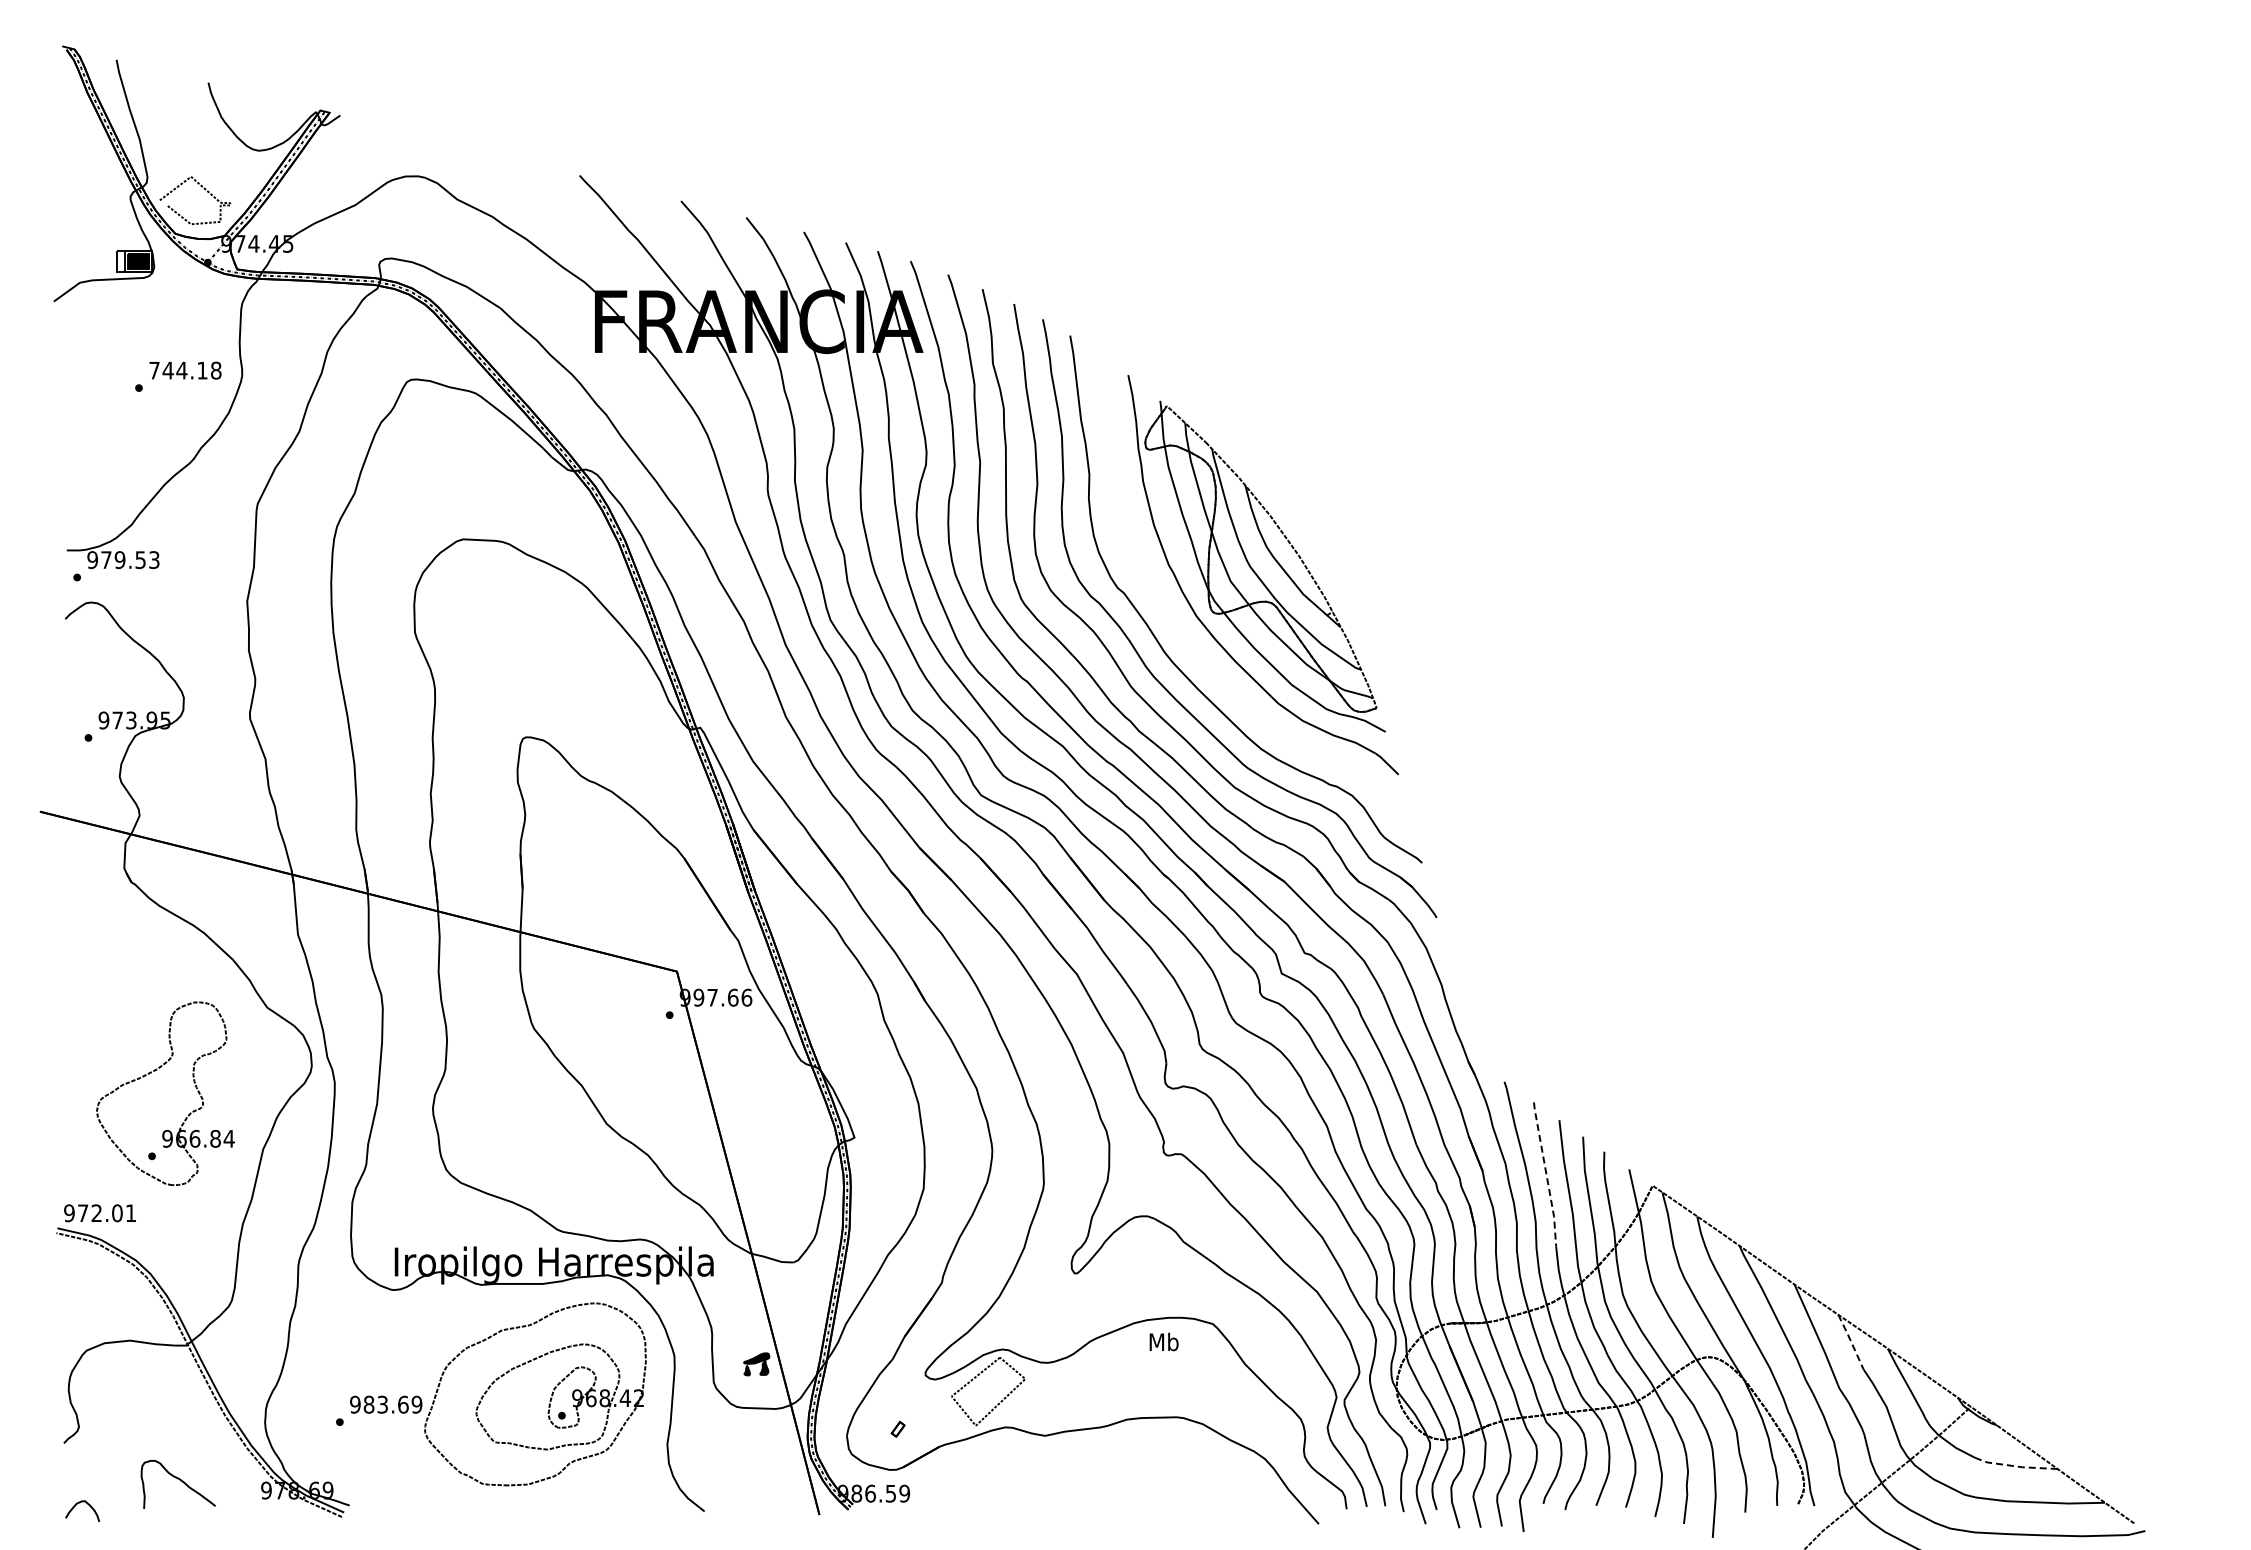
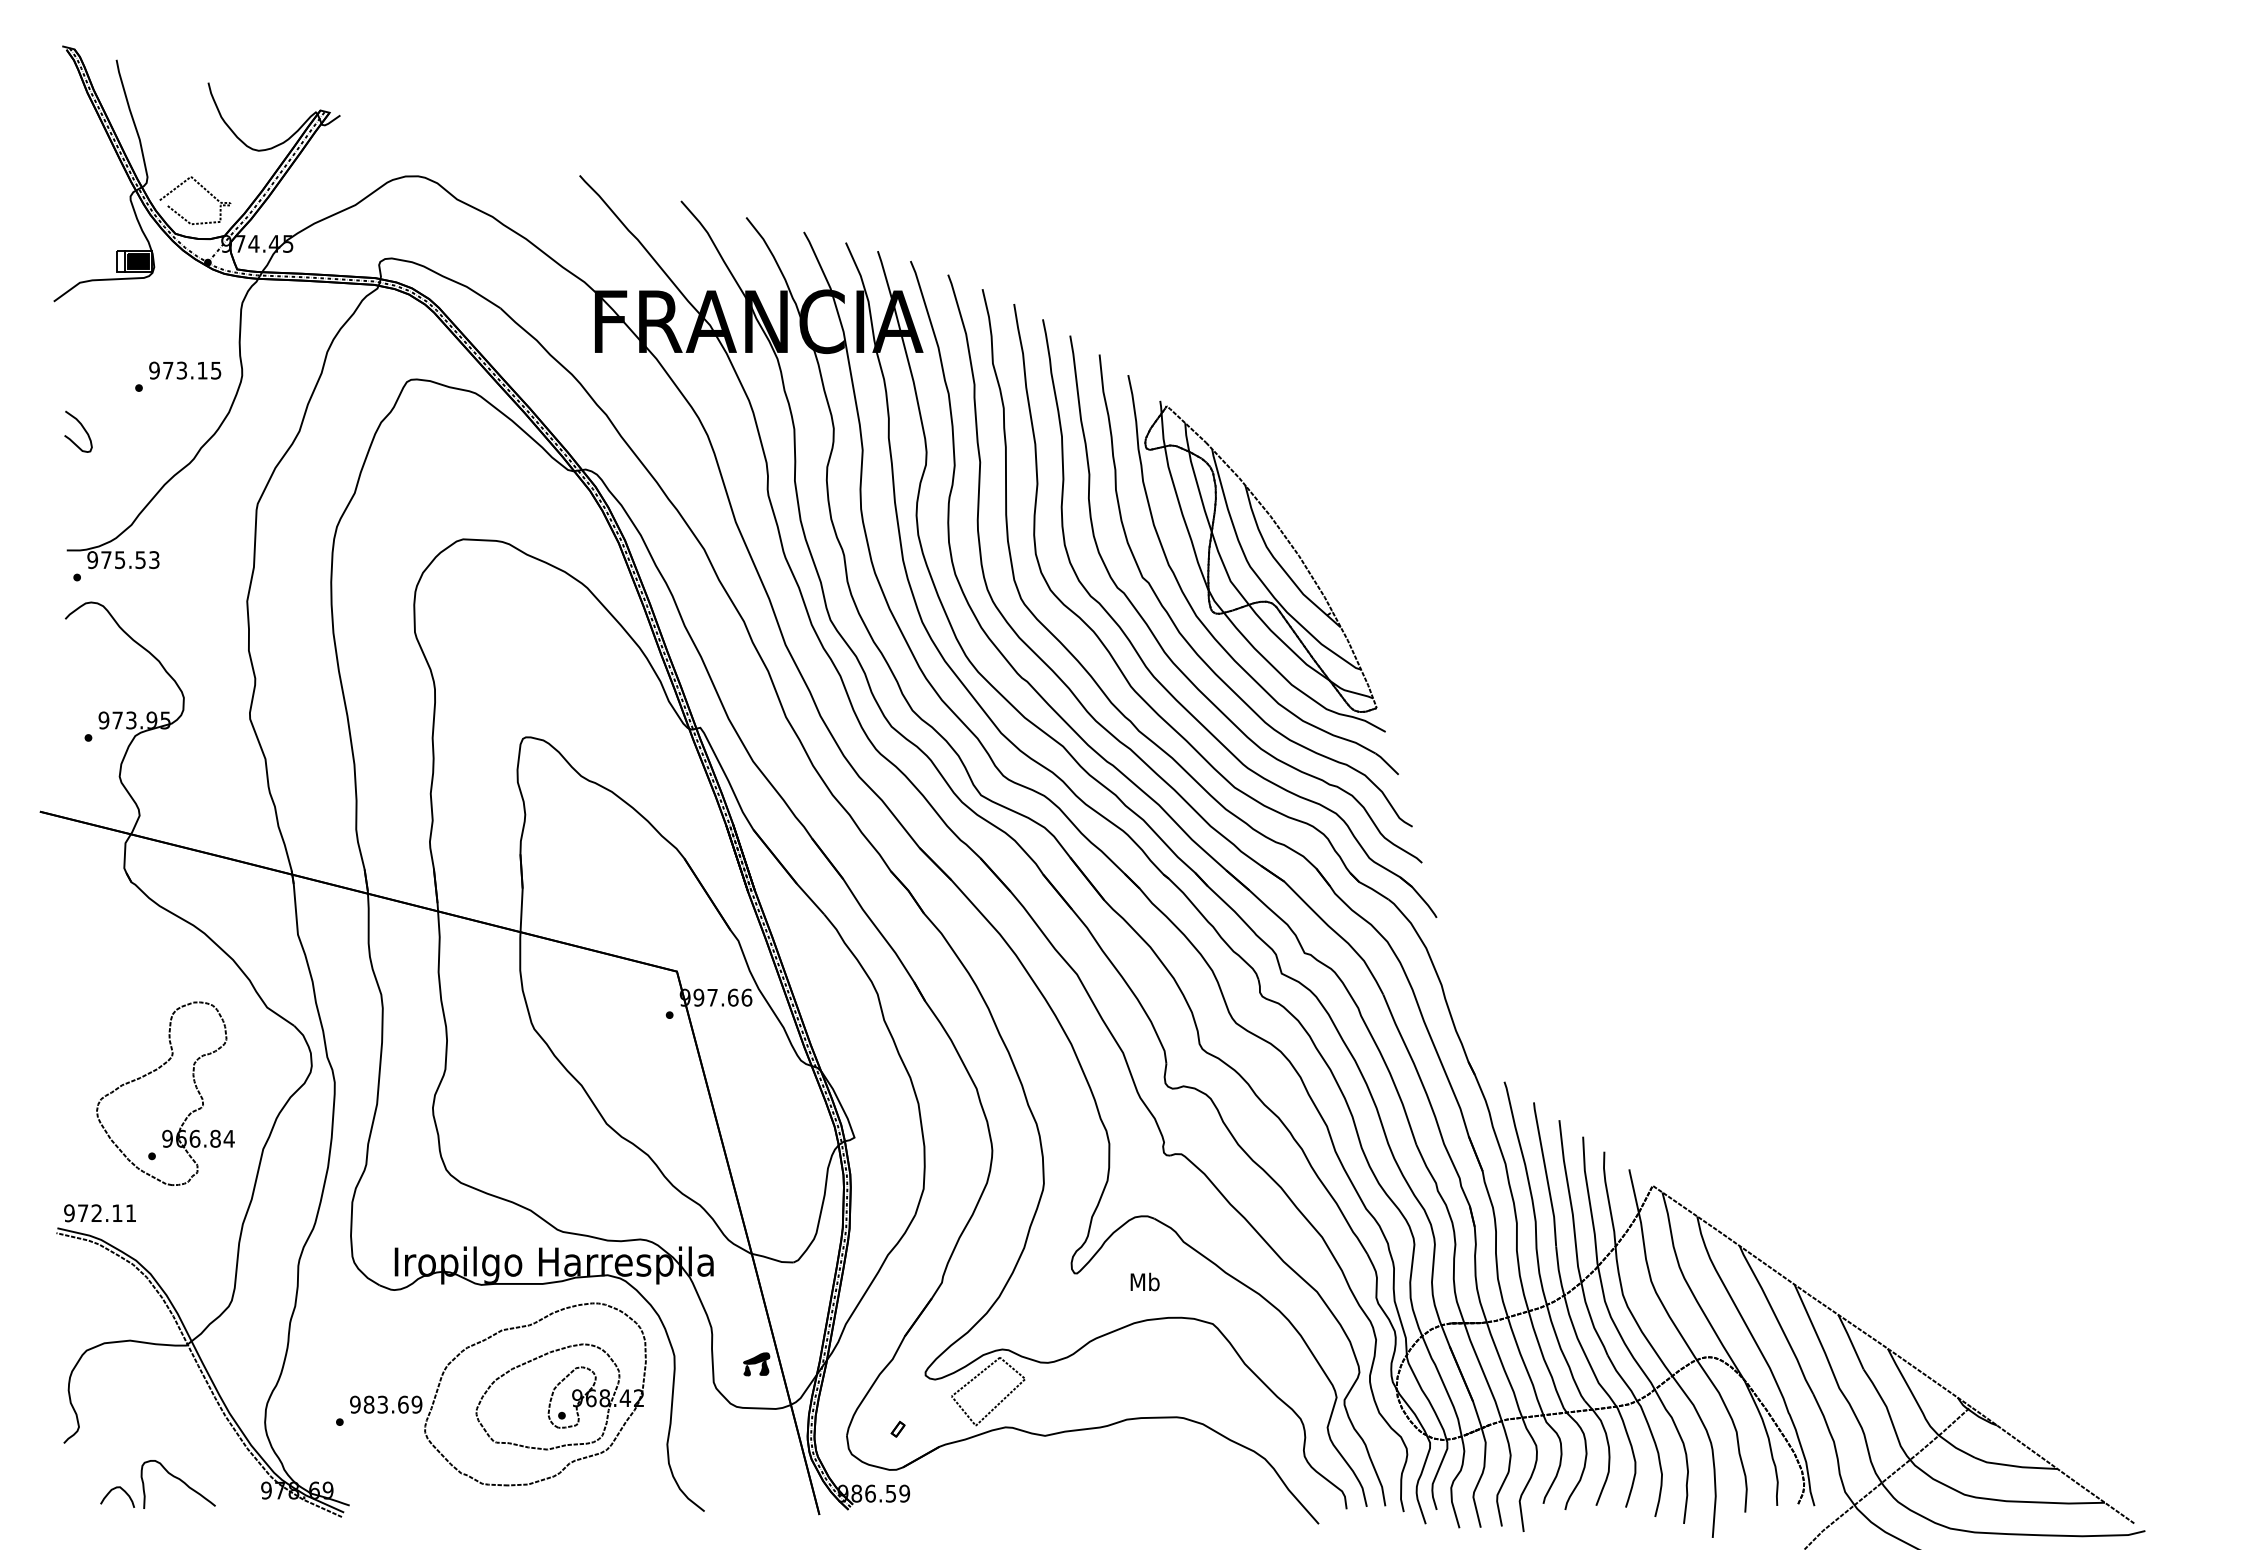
text: 744.18 -> 973.15 (185, 370)
curve: none -> present (82, 428)
text: 979.53 -> 975.53 (119, 559)
curve: none -> present (1192, 646)
line: dashed -> solid (1546, 1173)
text: 972.01 -> 972.11 (117, 1213)
text position: (1163, 1341) -> (1144, 1281) (1144, 1281)
line: dashed -> solid (1850, 1341)
line: dashed -> solid (2016, 1466)
curve position: (79, 1503) -> (114, 1489) (114, 1489)
